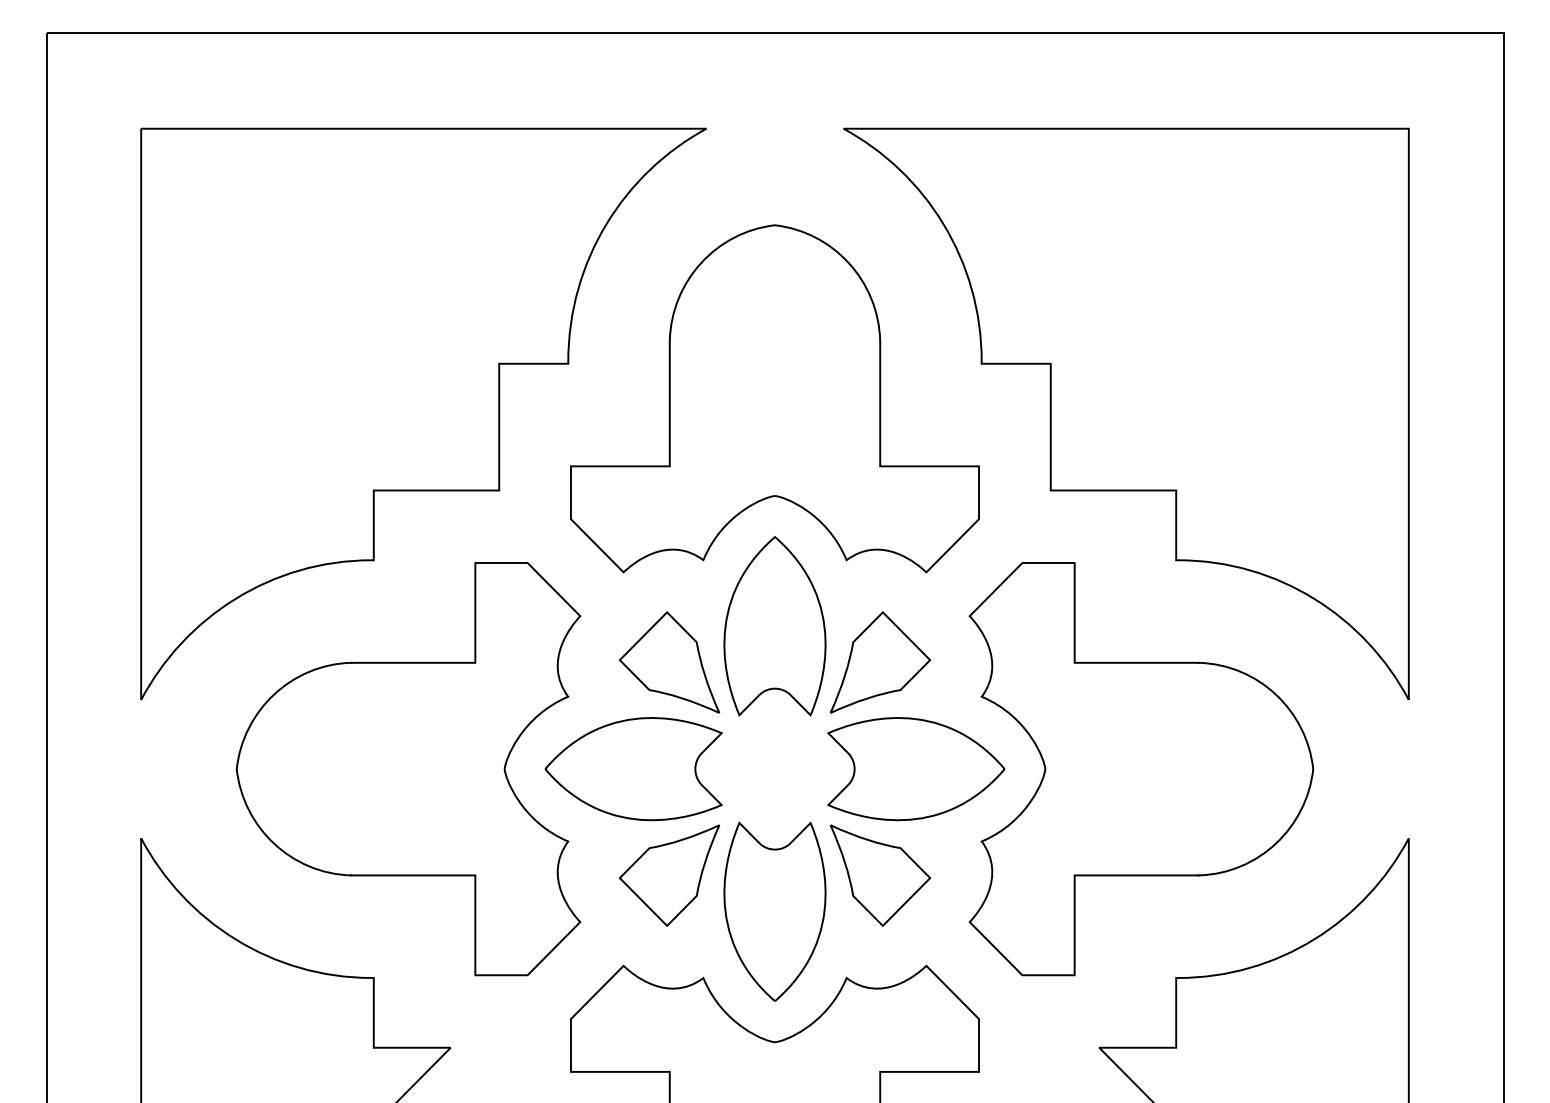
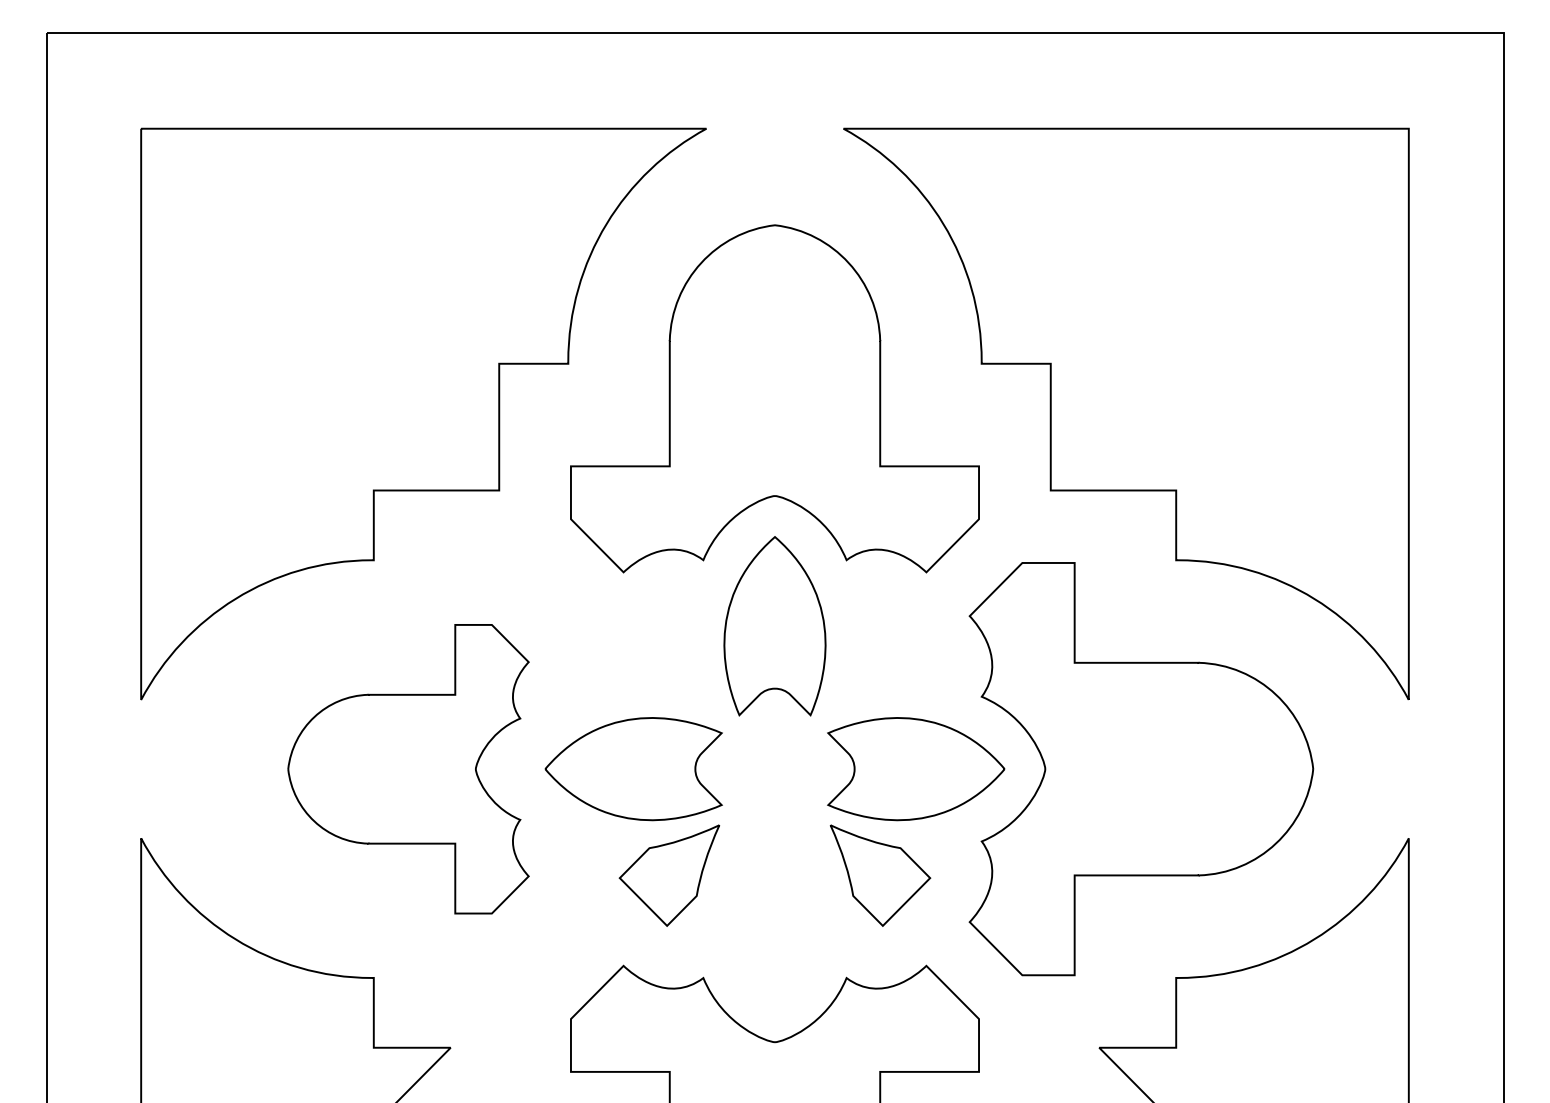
part: present -> none (669, 662)
part: present -> none (880, 662)
part size: 347x415 px -> 243x291 px (408, 769)
part: present -> none (774, 911)
